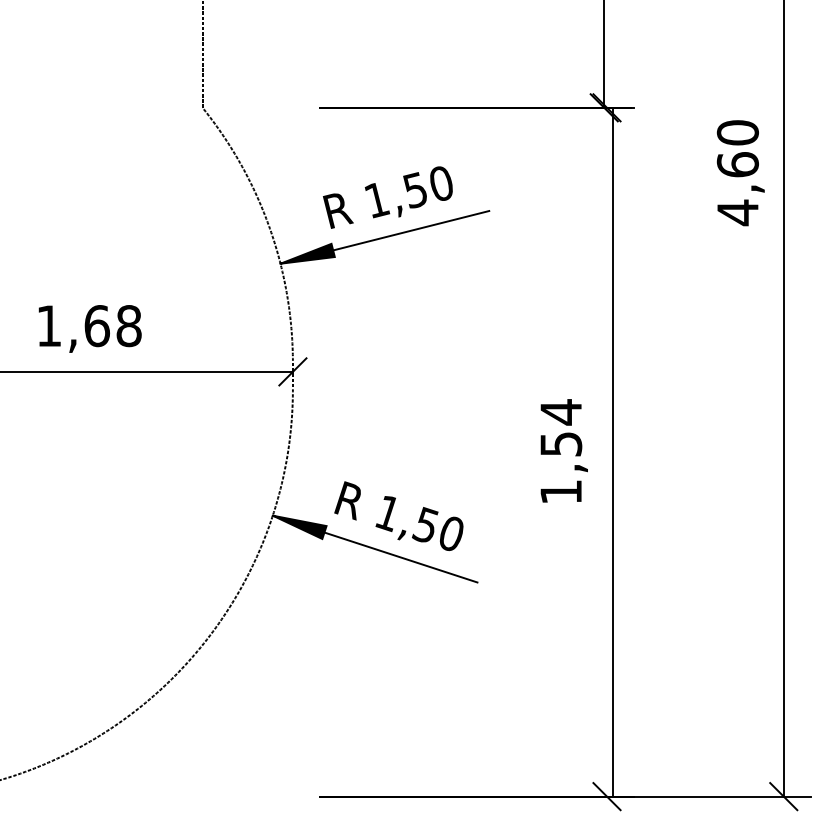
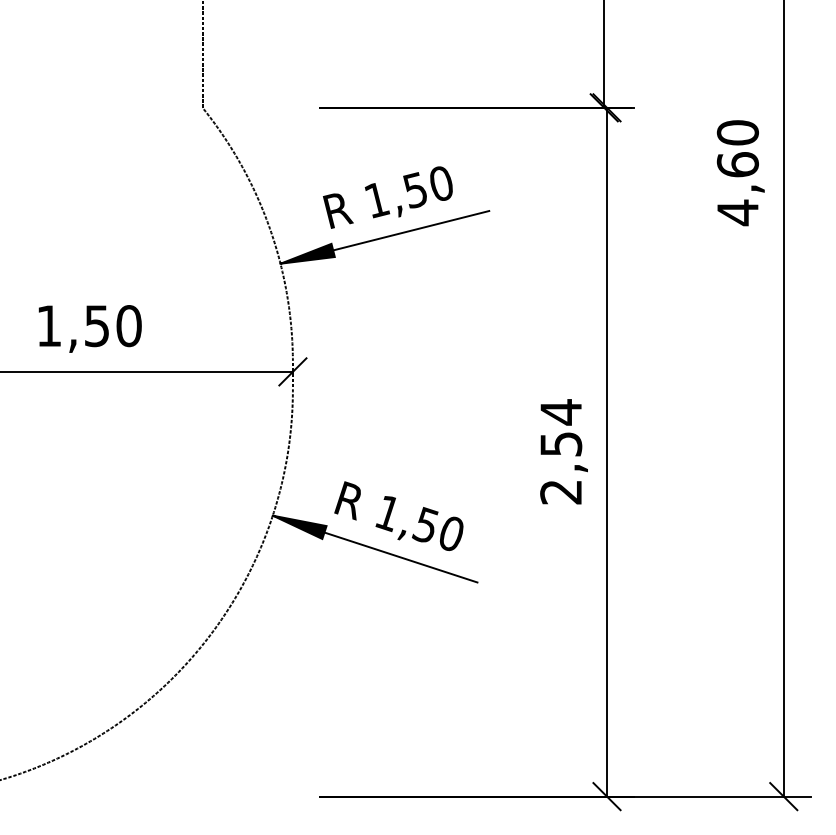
text: 1,68 -> 1,50 (112, 326)
line position: (613, 451) -> (607, 451) (607, 451)
text: 1,54 -> 2,54 (560, 492)
